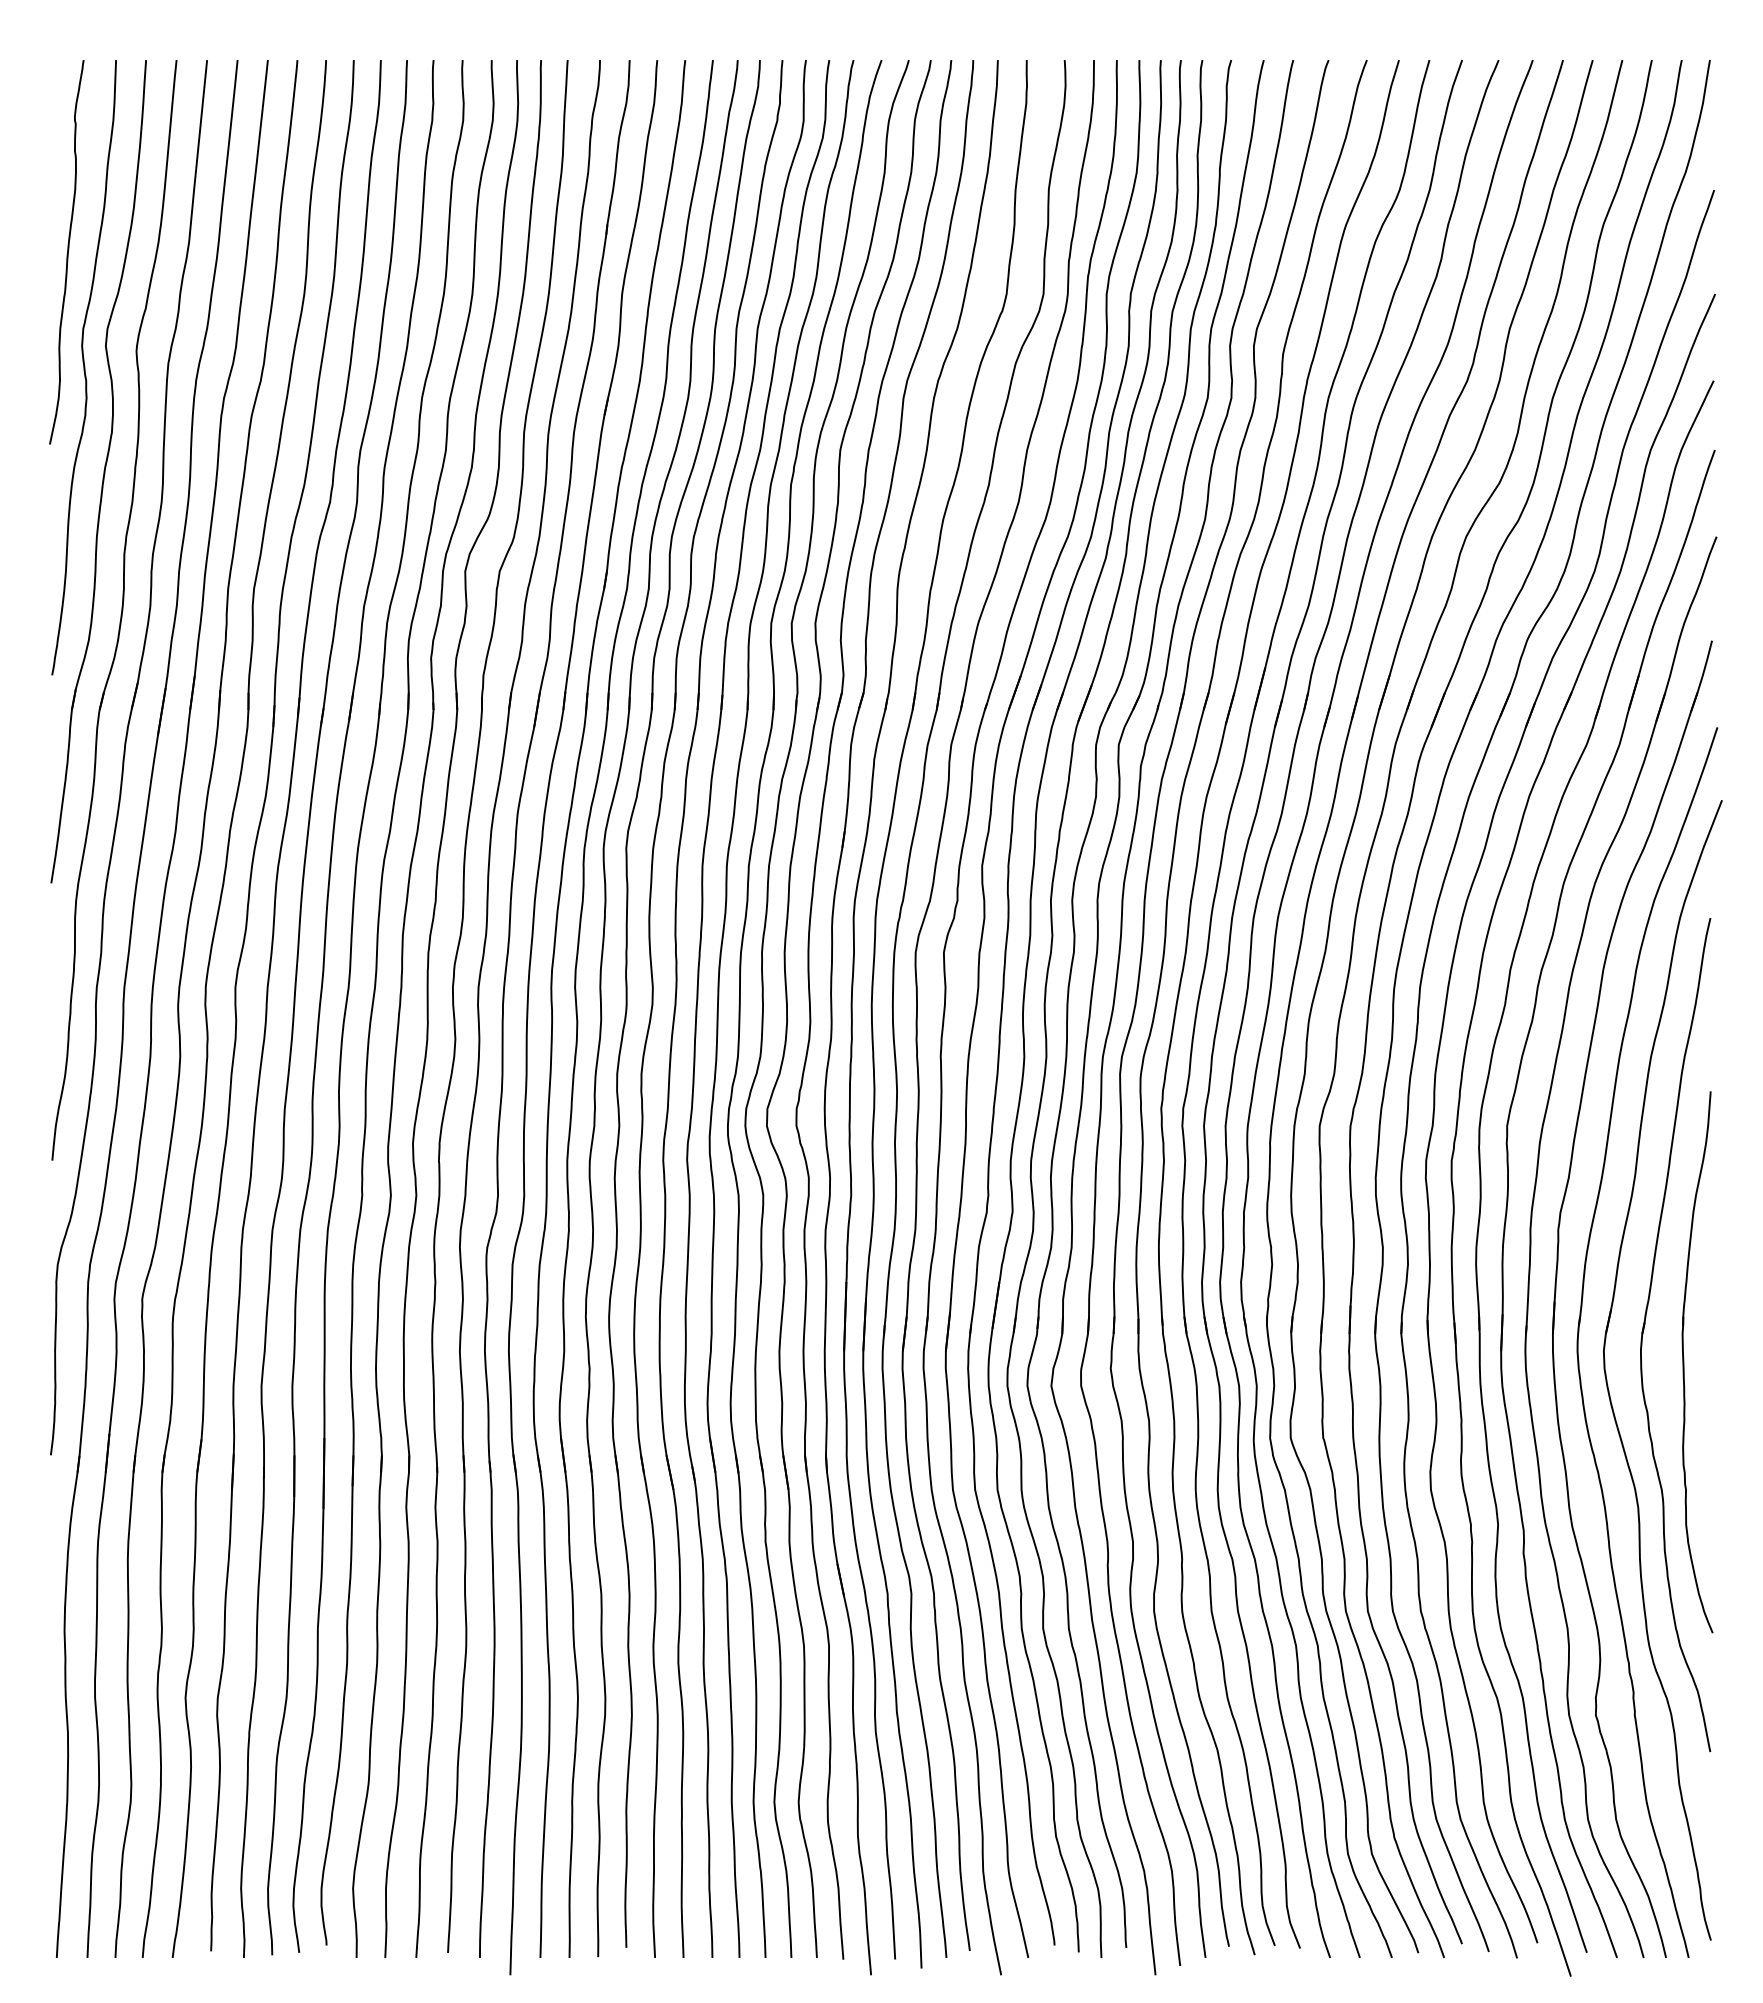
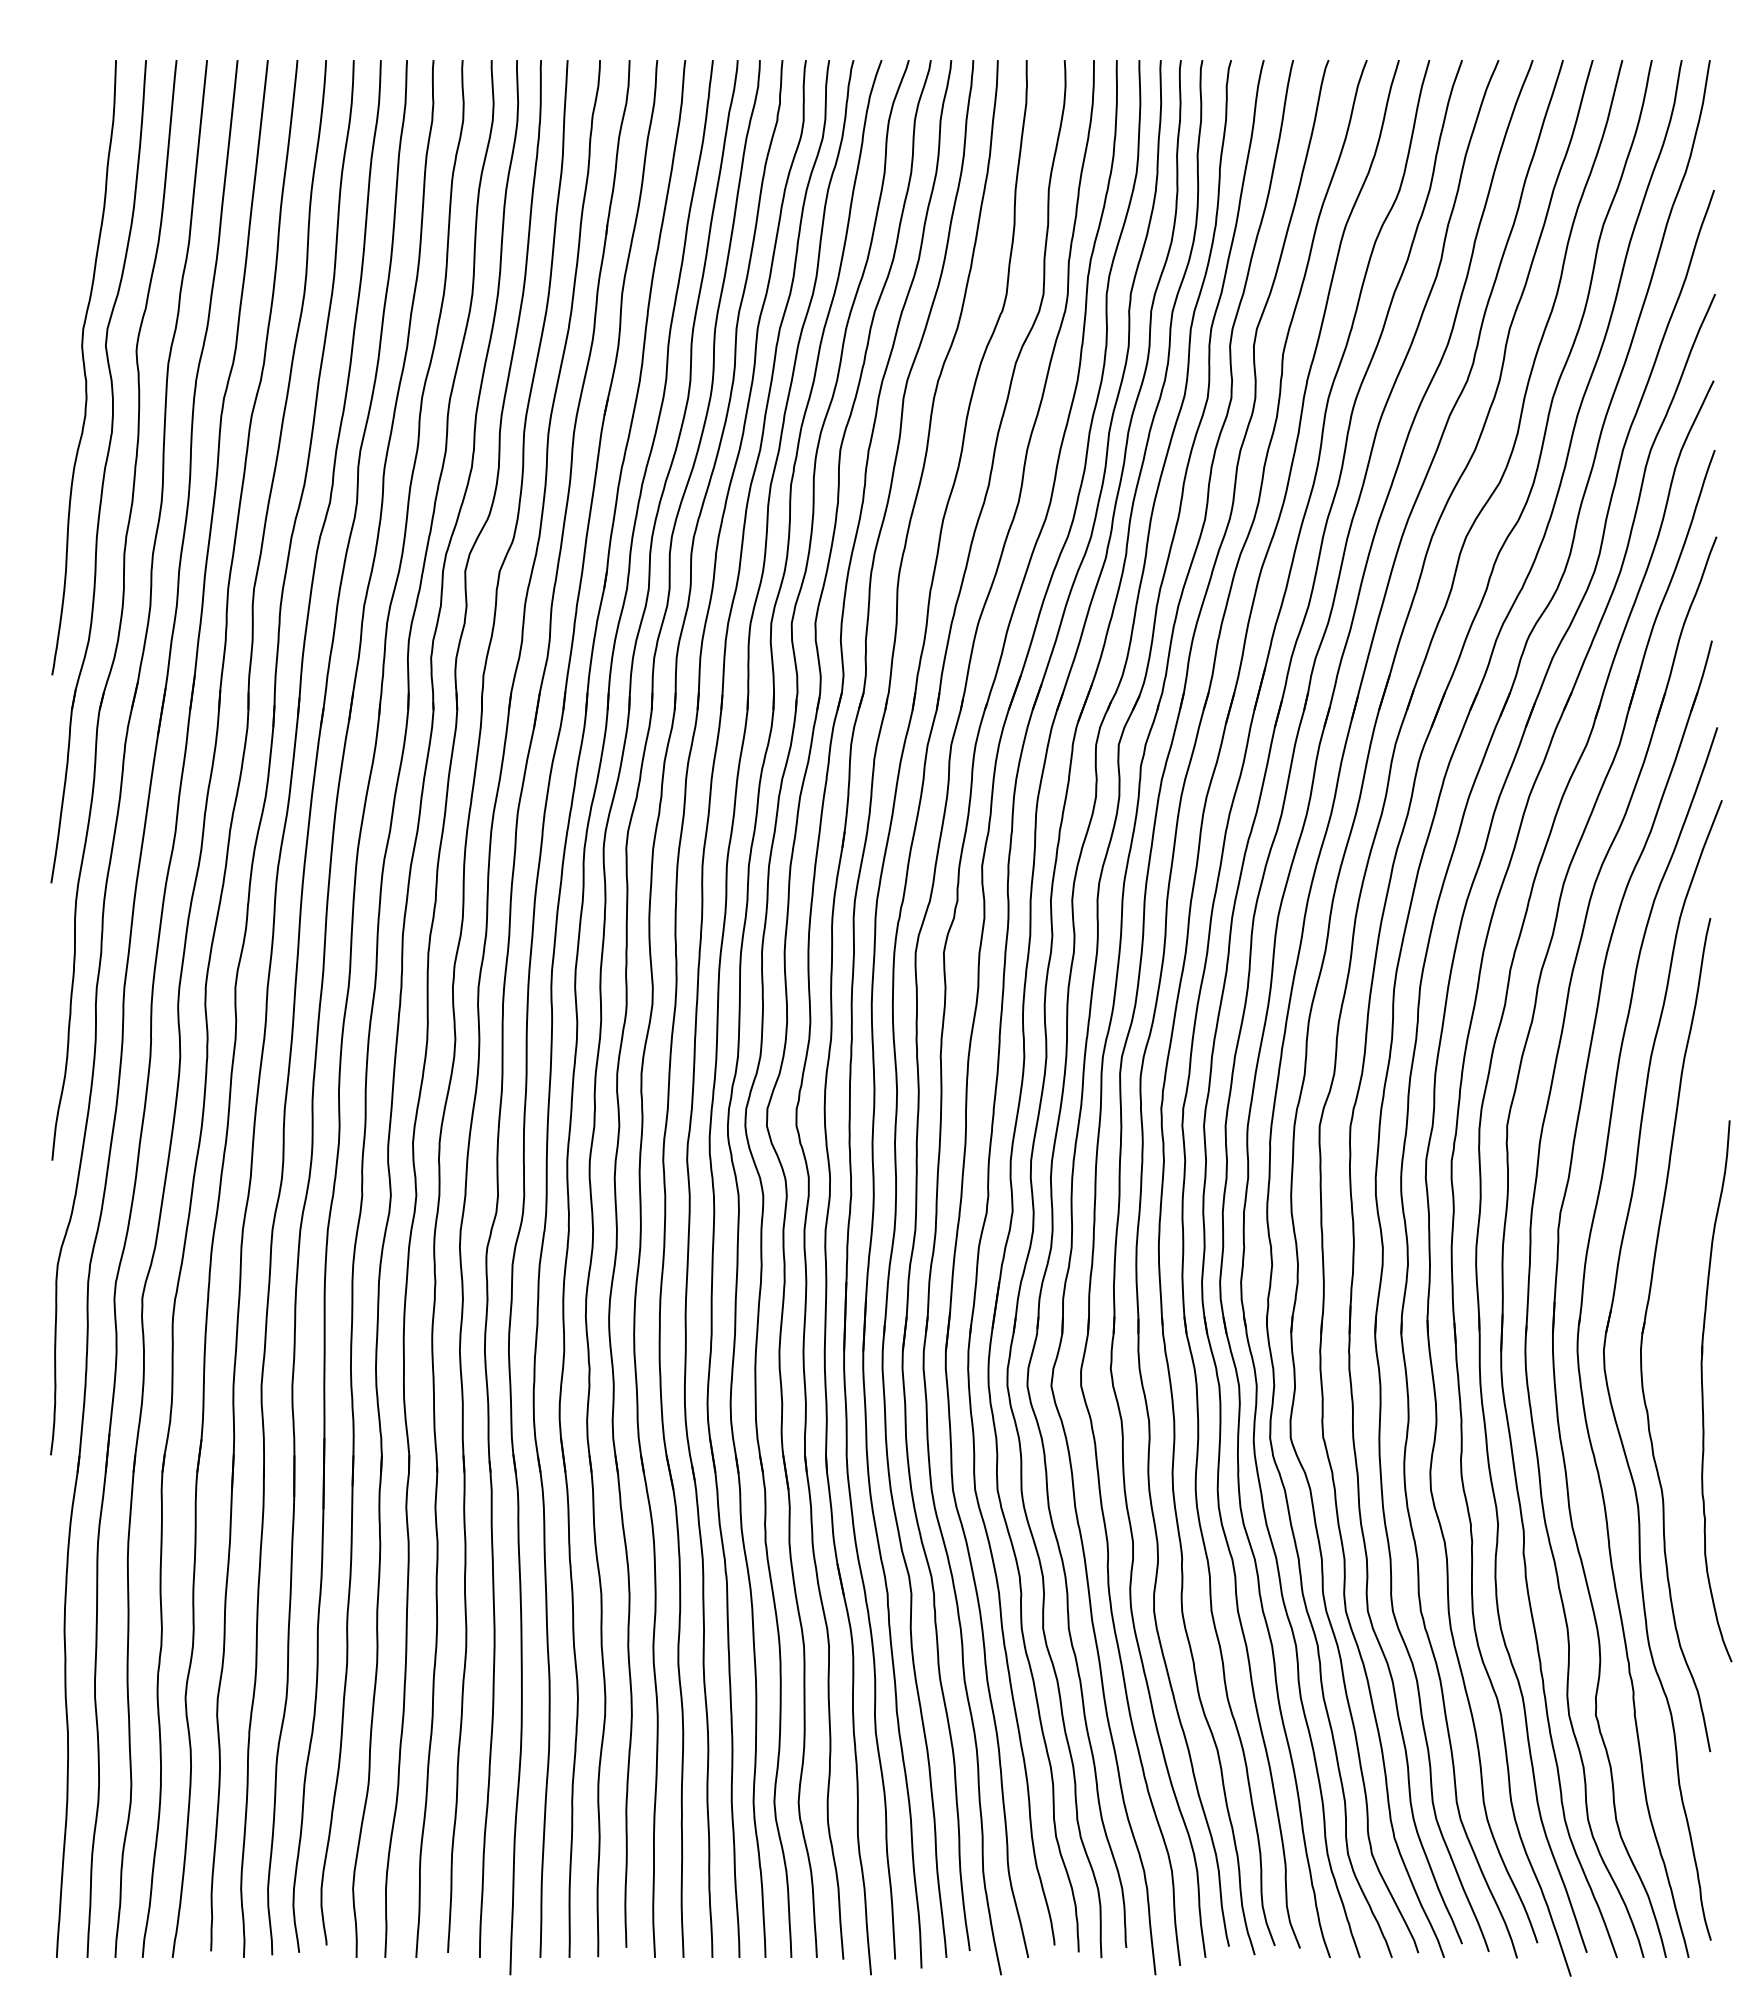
curve: present -> none (67, 252)
part position: (1684, 1362) -> (1703, 1391) (1703, 1391)
